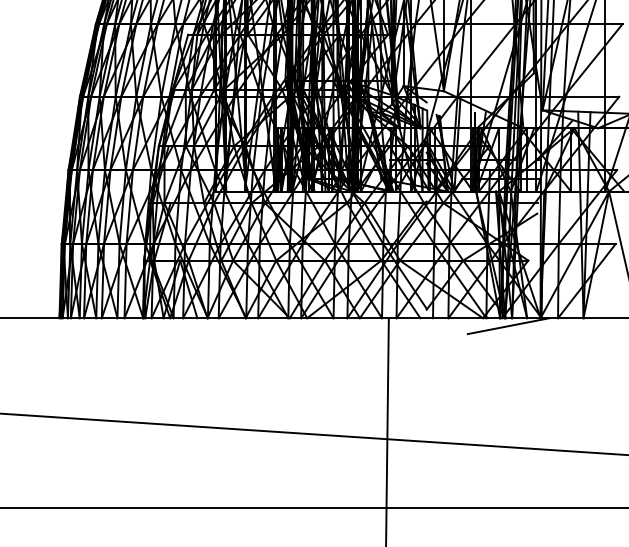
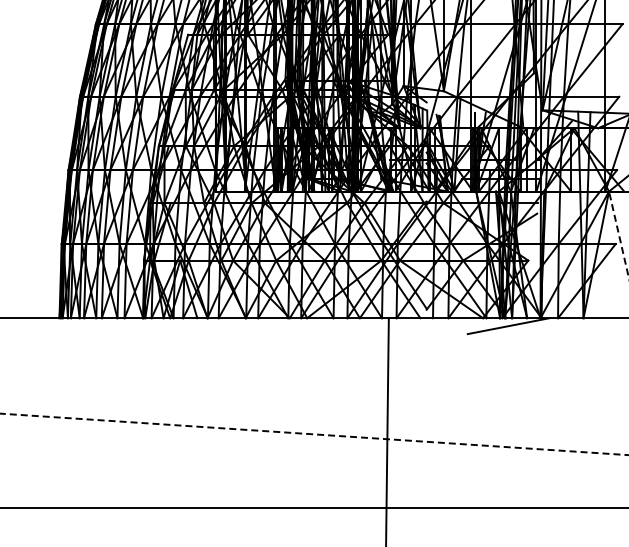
line: solid -> dashed (618, 234)
line: solid -> dashed (314, 434)
